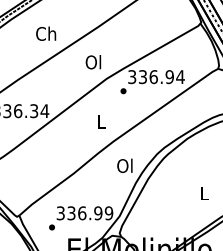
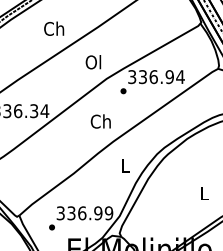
text position: (46, 33) -> (54, 28) (54, 28)
text: L -> Ch (100, 121)
text: Ol -> L (124, 165)
